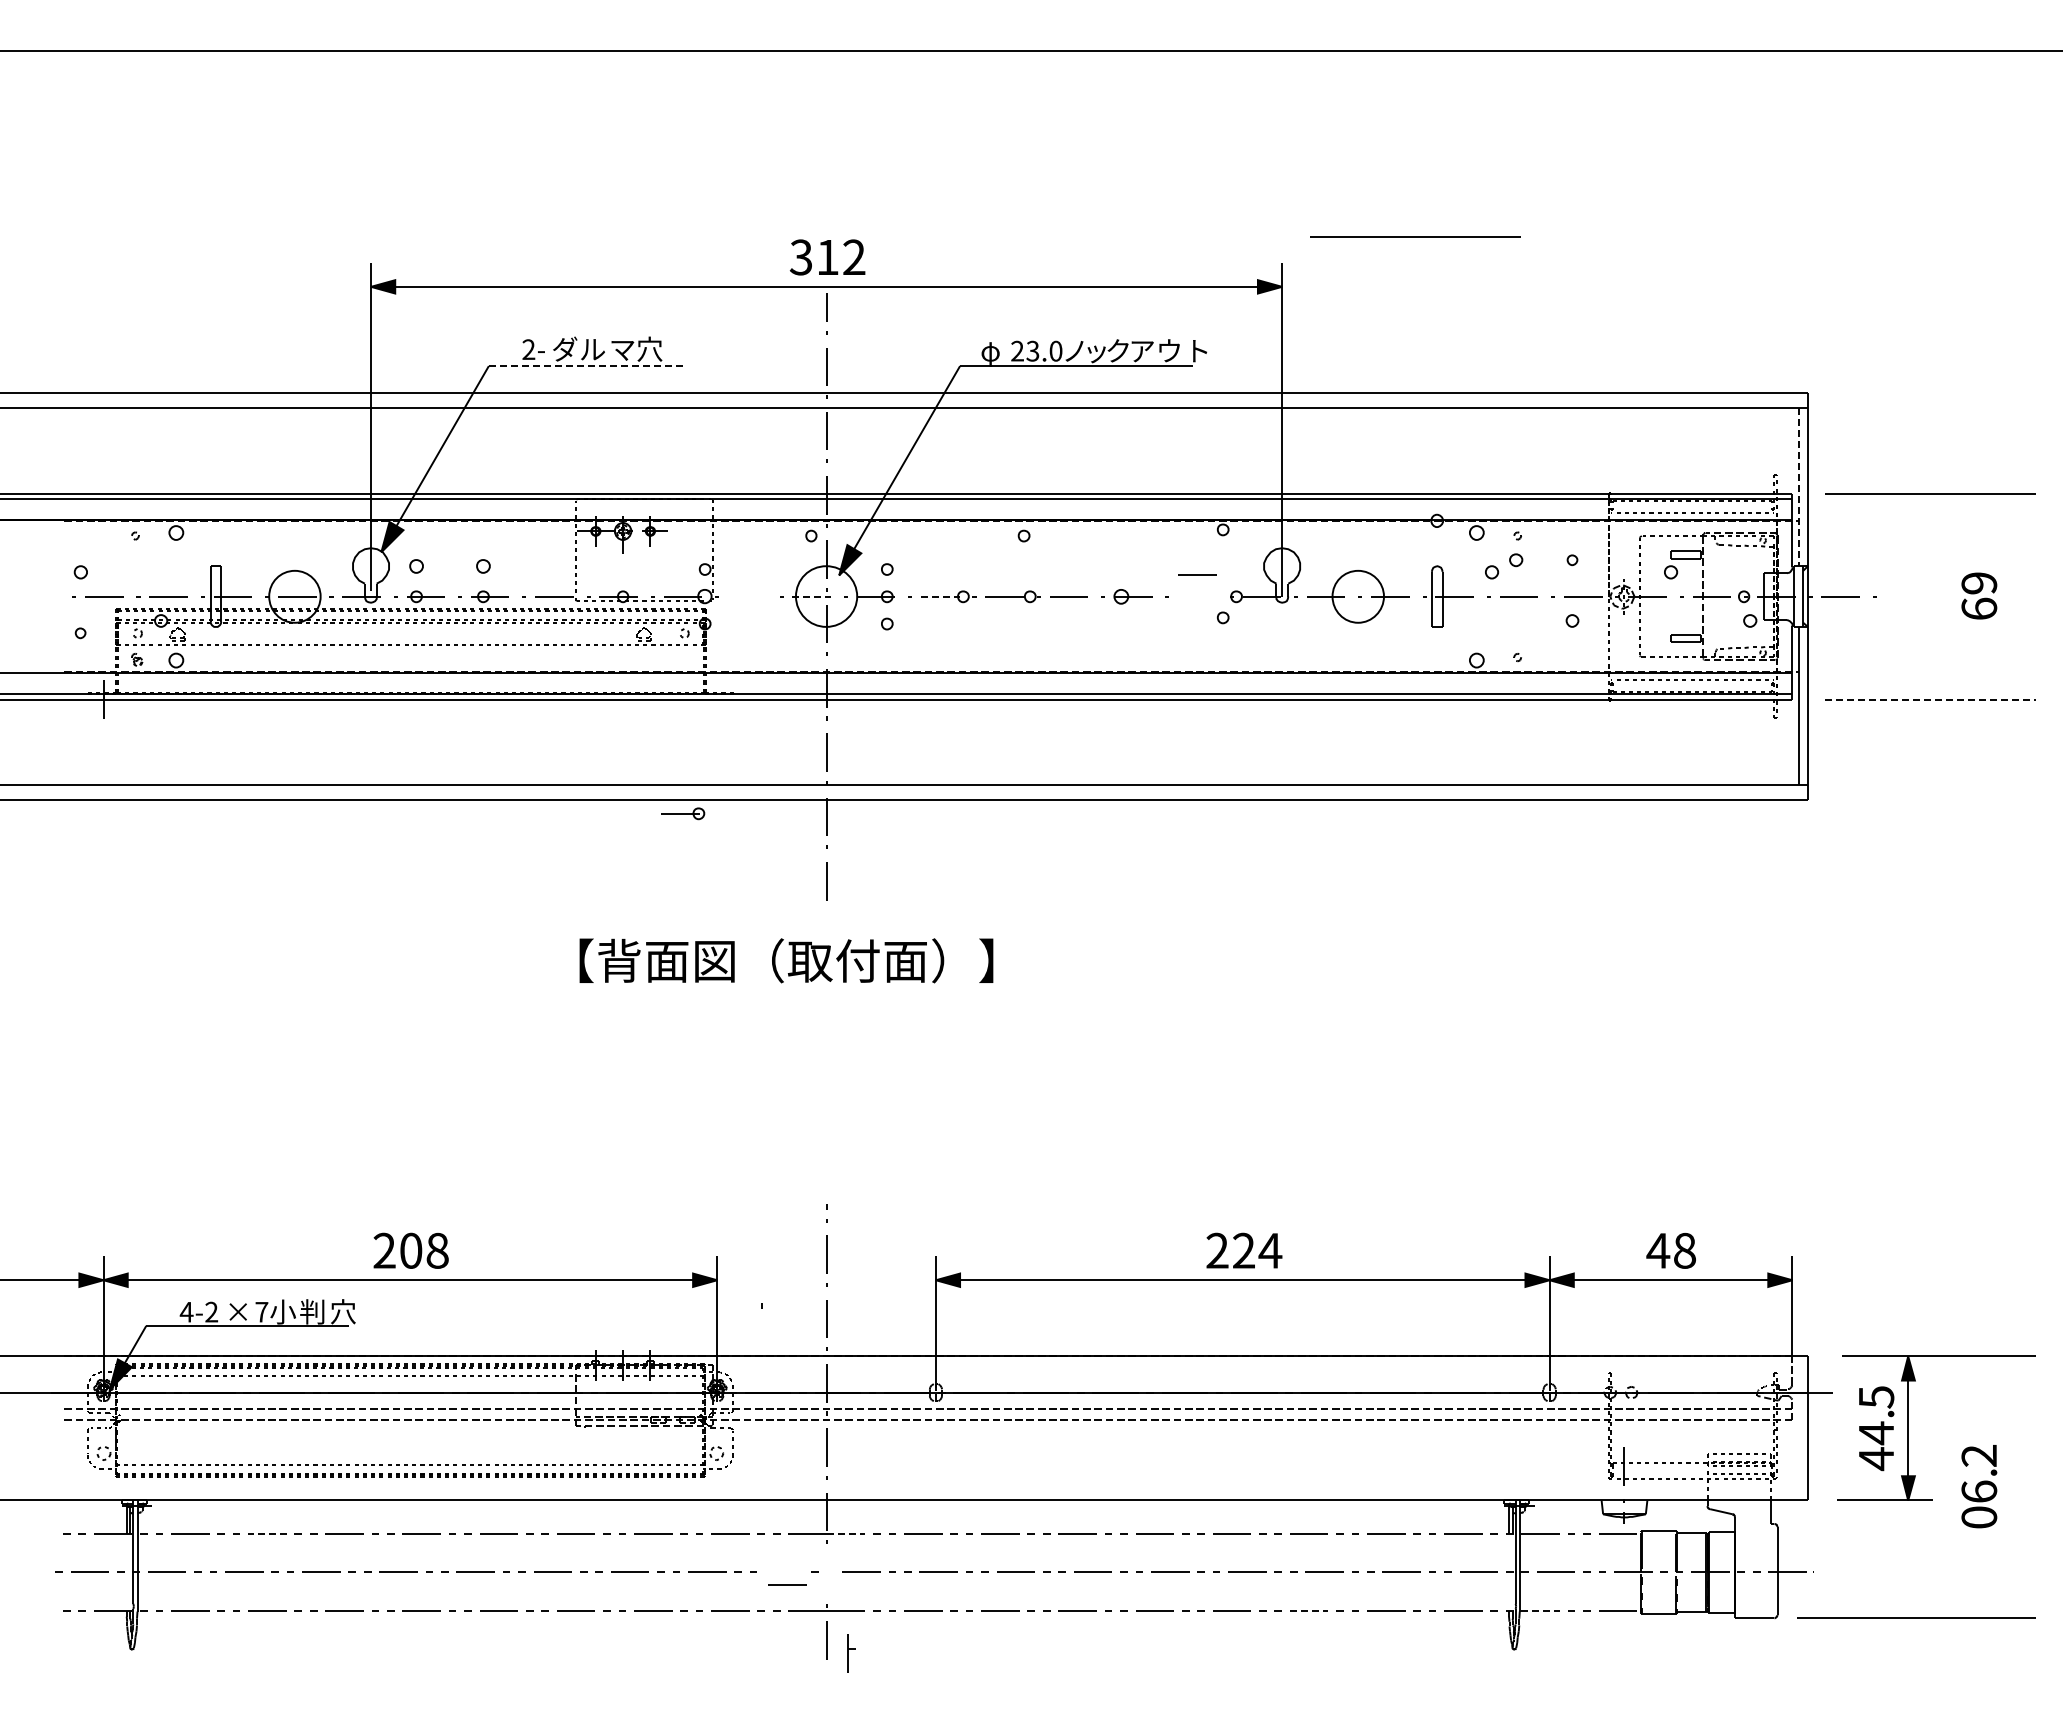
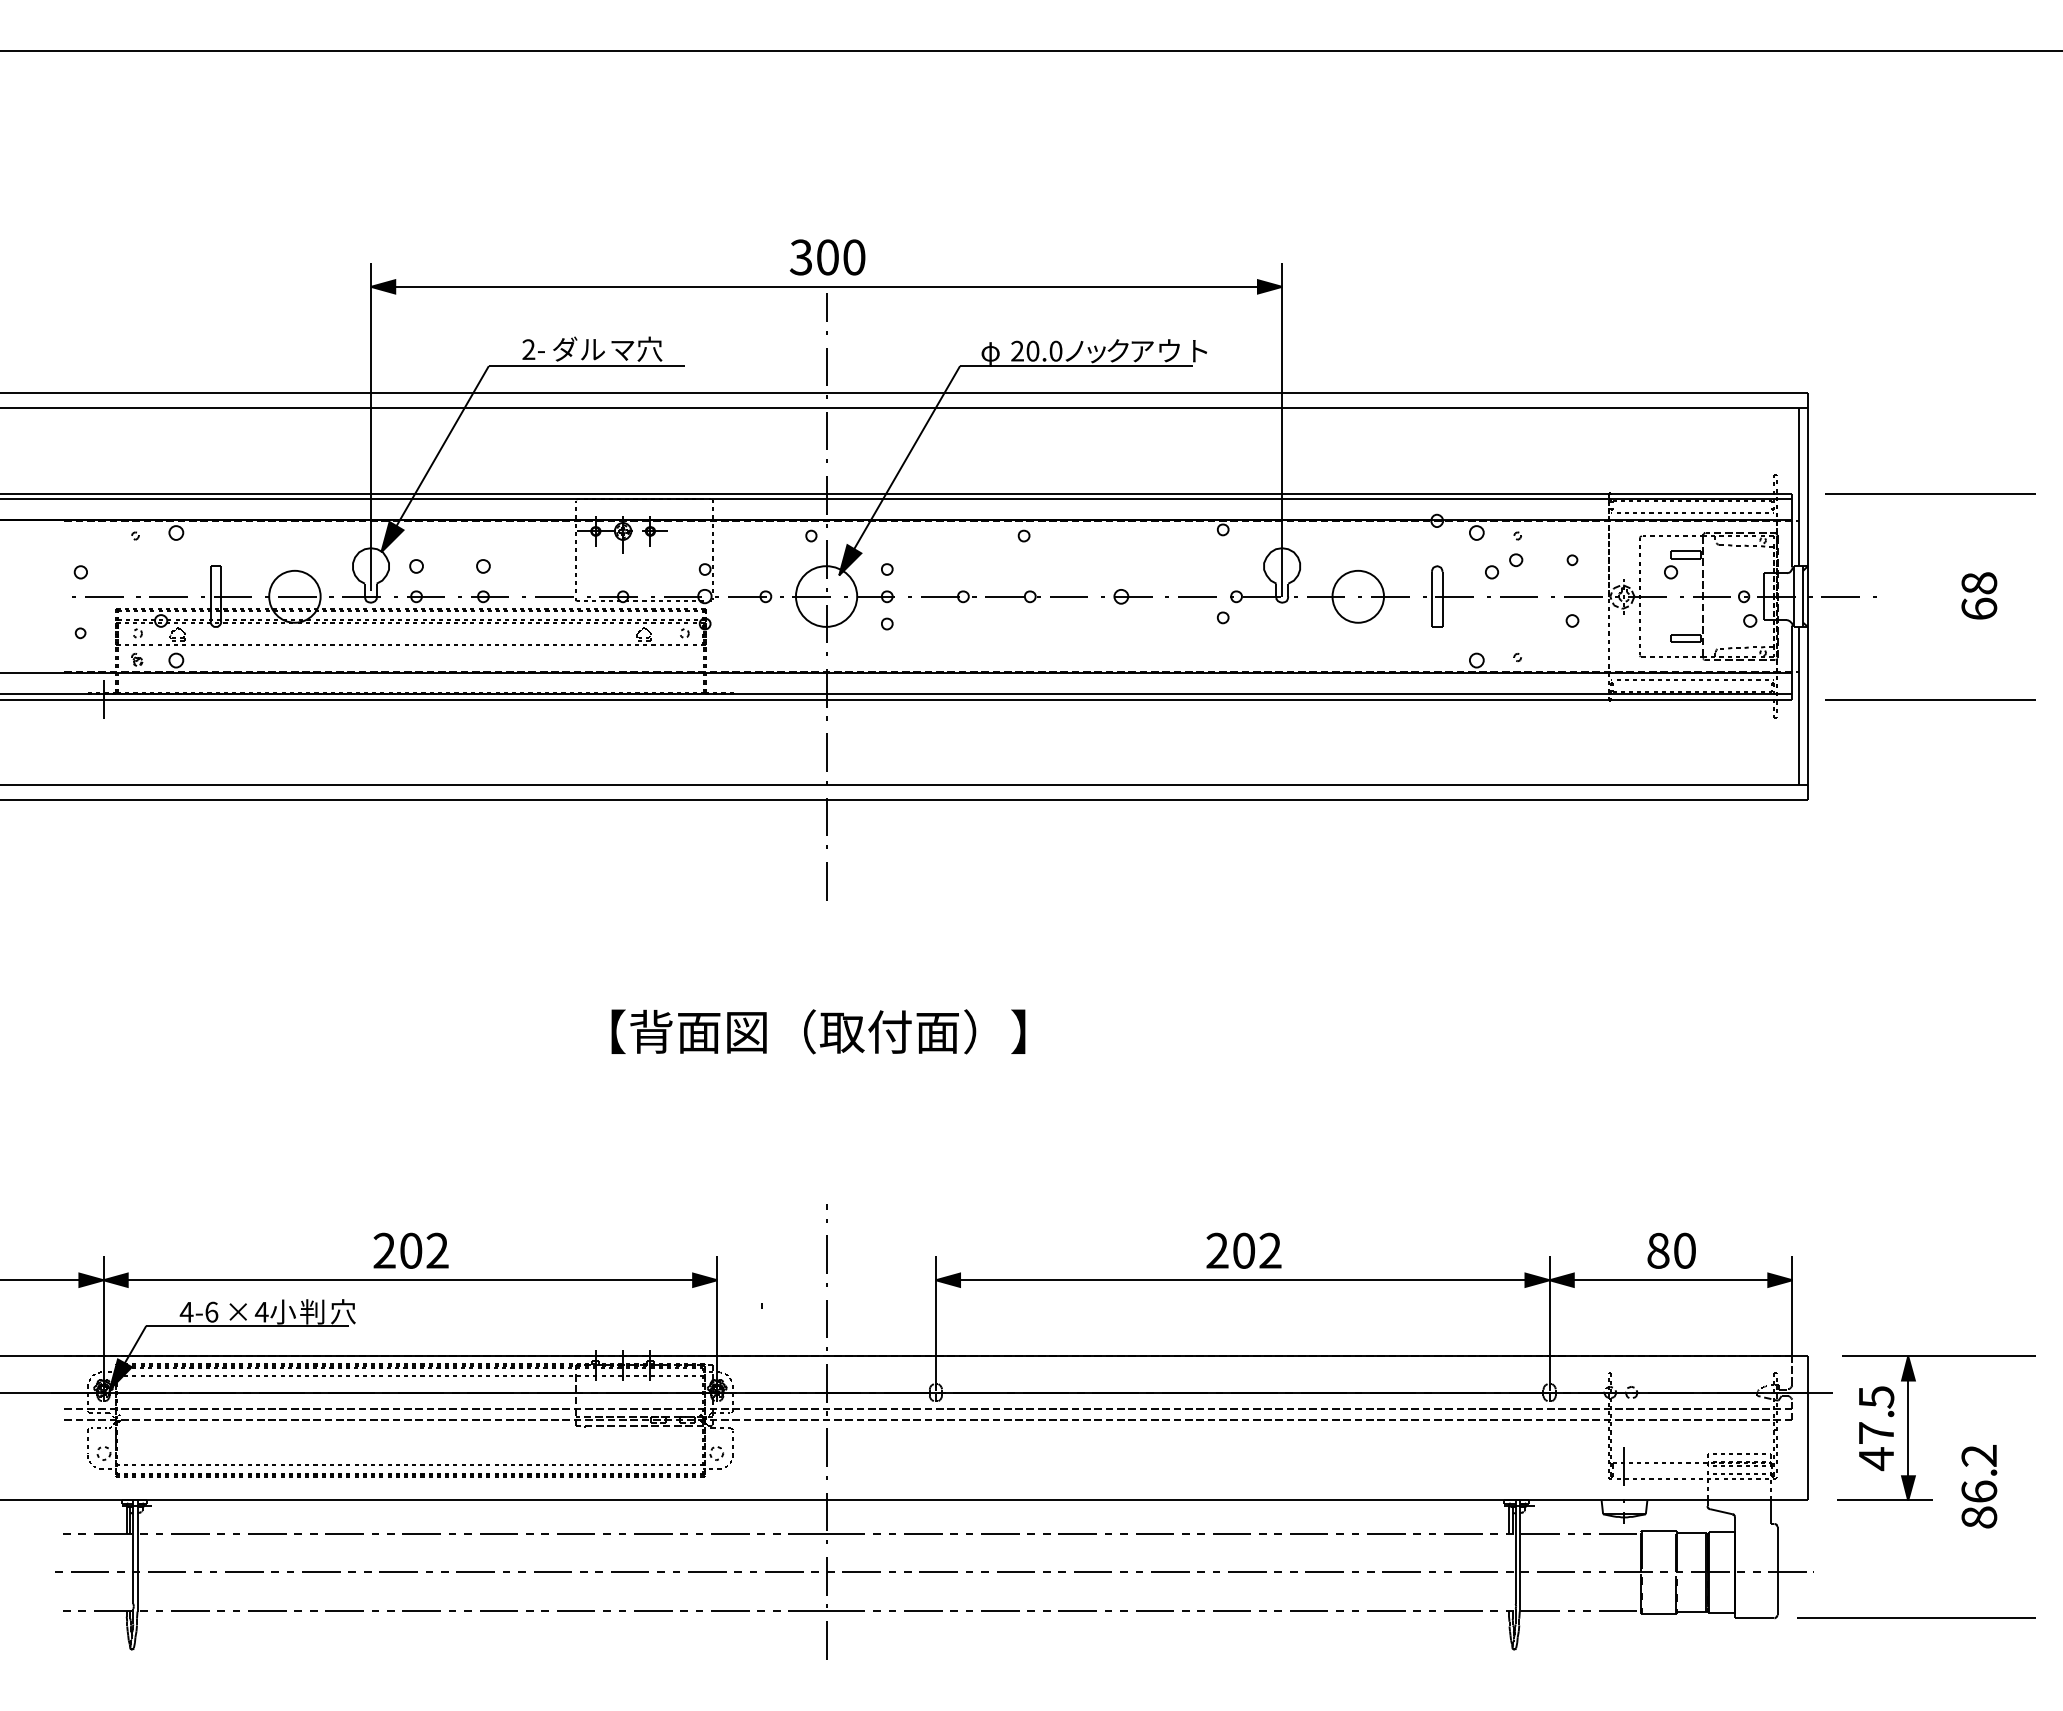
line: present -> none (1415, 236)
text: 312 -> 300 (841, 257)
text: 23.0 -> 20.0 (1032, 351)
line: dashed -> solid (587, 366)
line: dashed -> solid (1798, 487)
line position: (1197, 574) -> (1197, 596) (1197, 596)
text: 9 -> 8 (1979, 583)
line: dashed -> solid (812, 596)
line: dashed -> solid (940, 596)
line: dashed -> solid (1930, 699)
part position: (683, 813) -> (750, 596) (750, 596)
text position: (786, 960) -> (818, 1031) (818, 1031)
text: 208 -> 202 (437, 1250)
text: 224 -> 202 (1257, 1250)
text: 48 -> 80 (1670, 1250)
text: 4-2 -> 4-6 (211, 1311)
text: 7 -> 4 (261, 1312)
text: 4 -> 7 (1876, 1433)
text: 0 -> 8 (1979, 1517)
line: dashed -> solid (266, 1534)
line: dashed -> solid (846, 1534)
line position: (787, 1584) -> (784, 1571) (784, 1571)
line: dashed -> solid (1309, 1611)
line: dashed -> solid (1541, 1611)
part position: (851, 1653) -> (830, 1576) (830, 1576)
